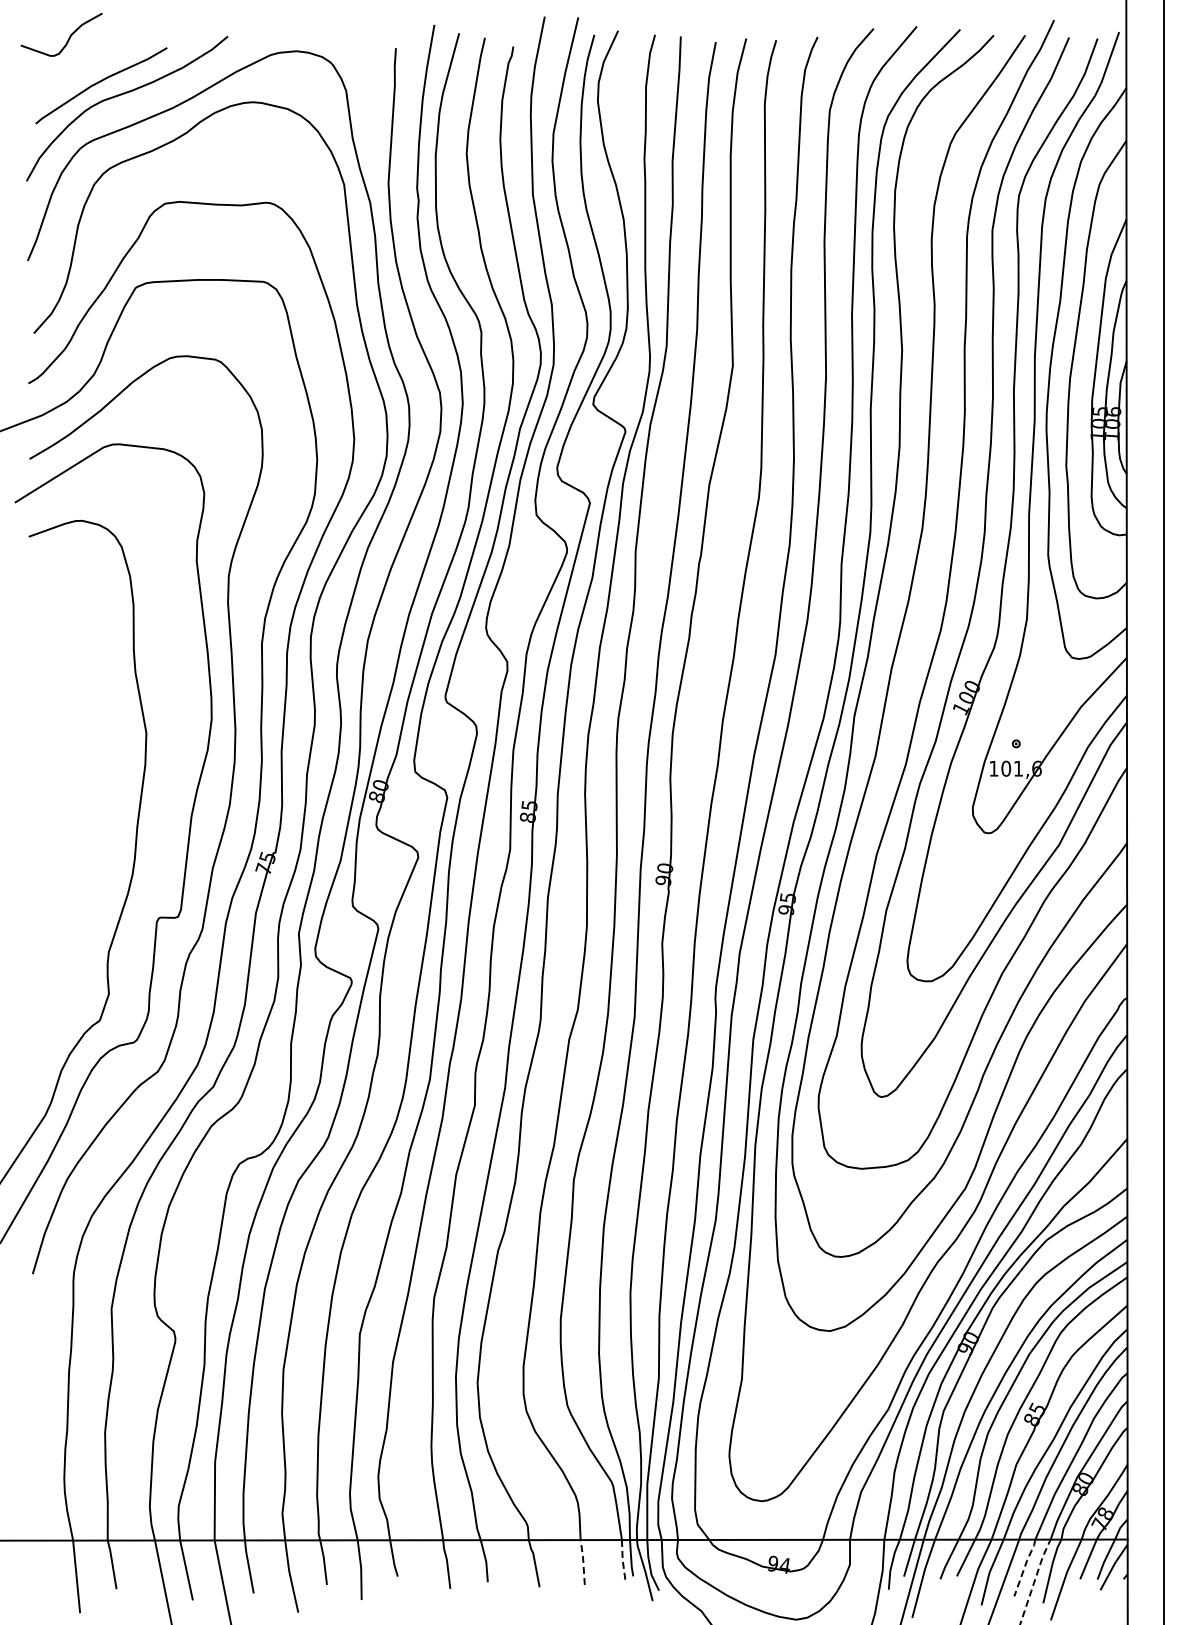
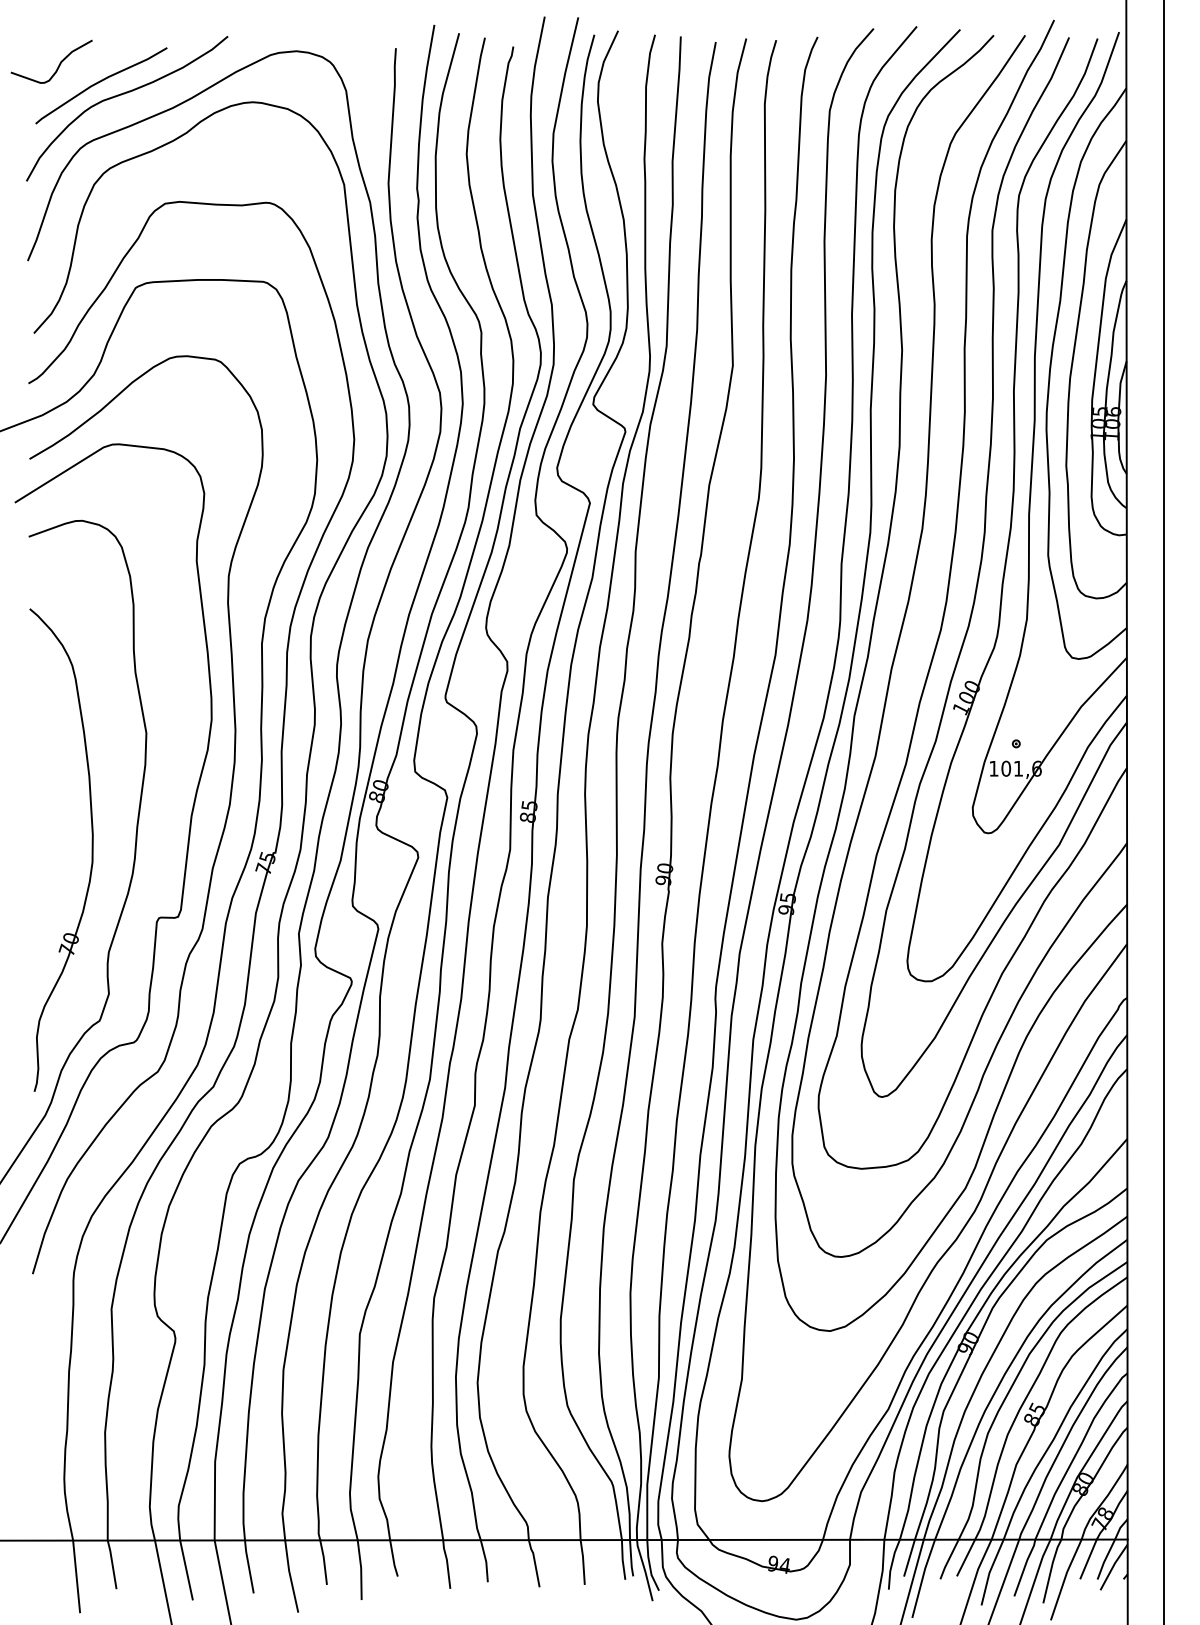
curve position: (67, 39) -> (57, 66) (57, 66)
part: none -> present (91, 849)
line: dashed -> solid (622, 1560)
line: dashed -> solid (583, 1561)
line: dashed -> solid (1024, 1566)
line: dashed -> solid (1034, 1581)
